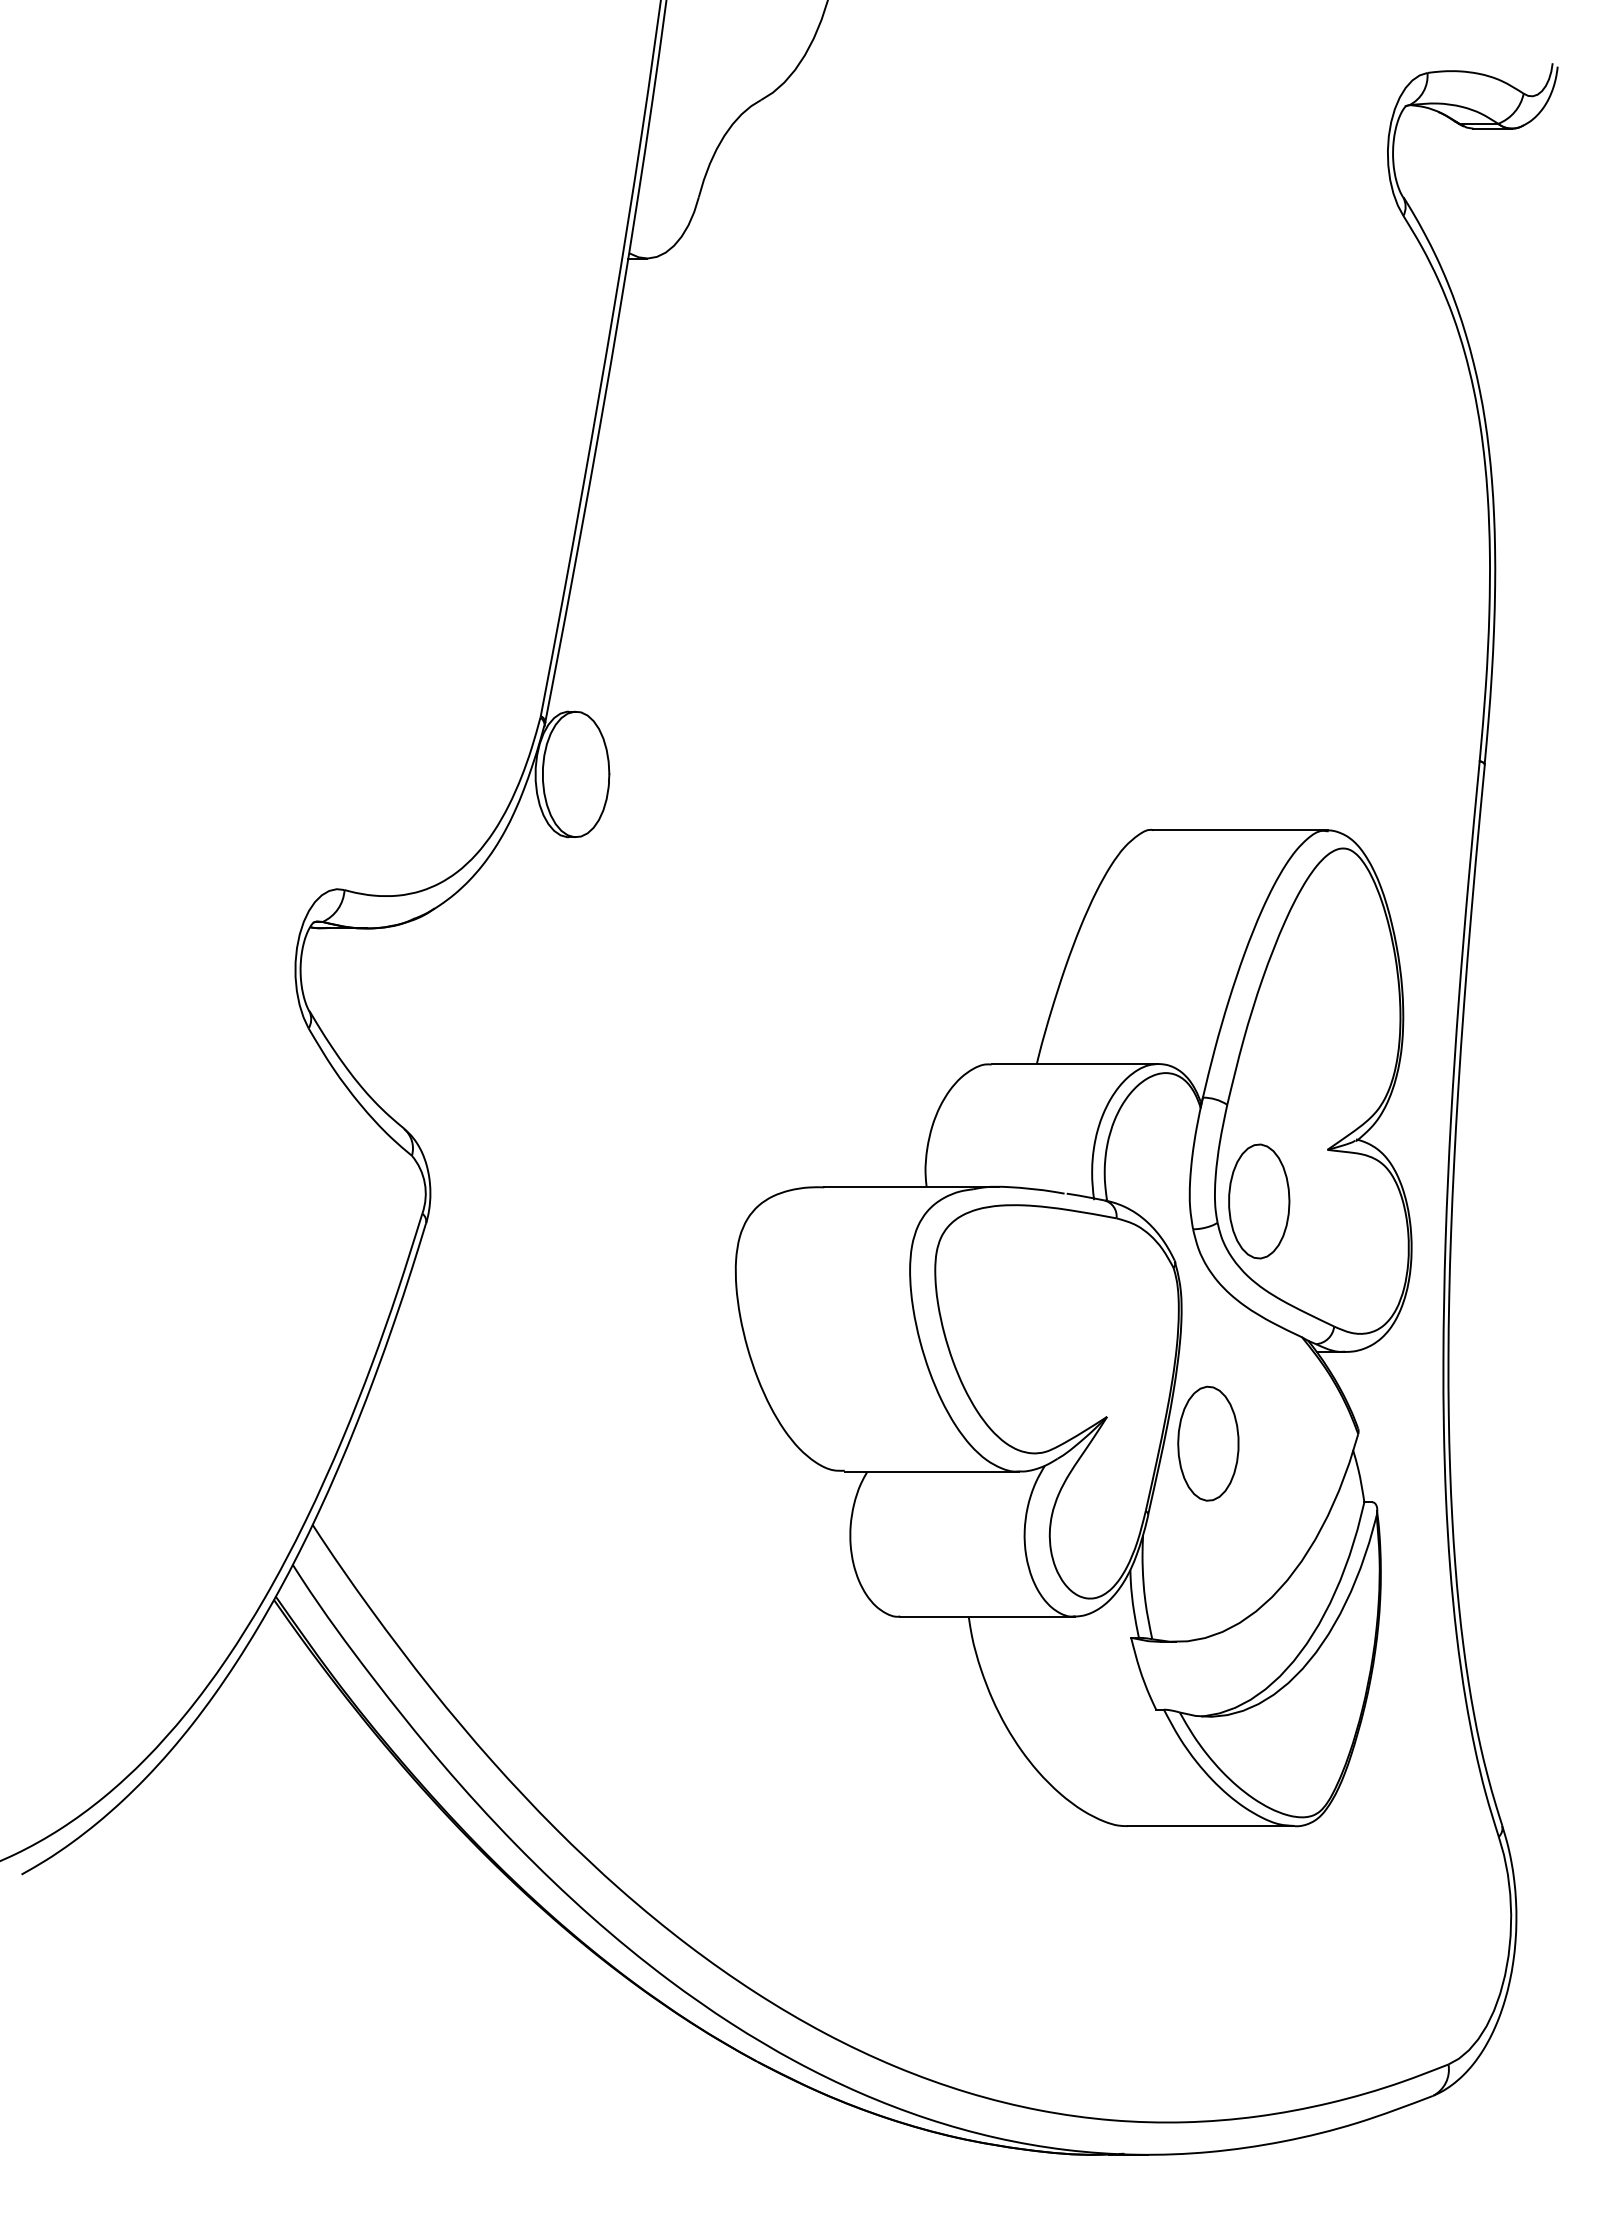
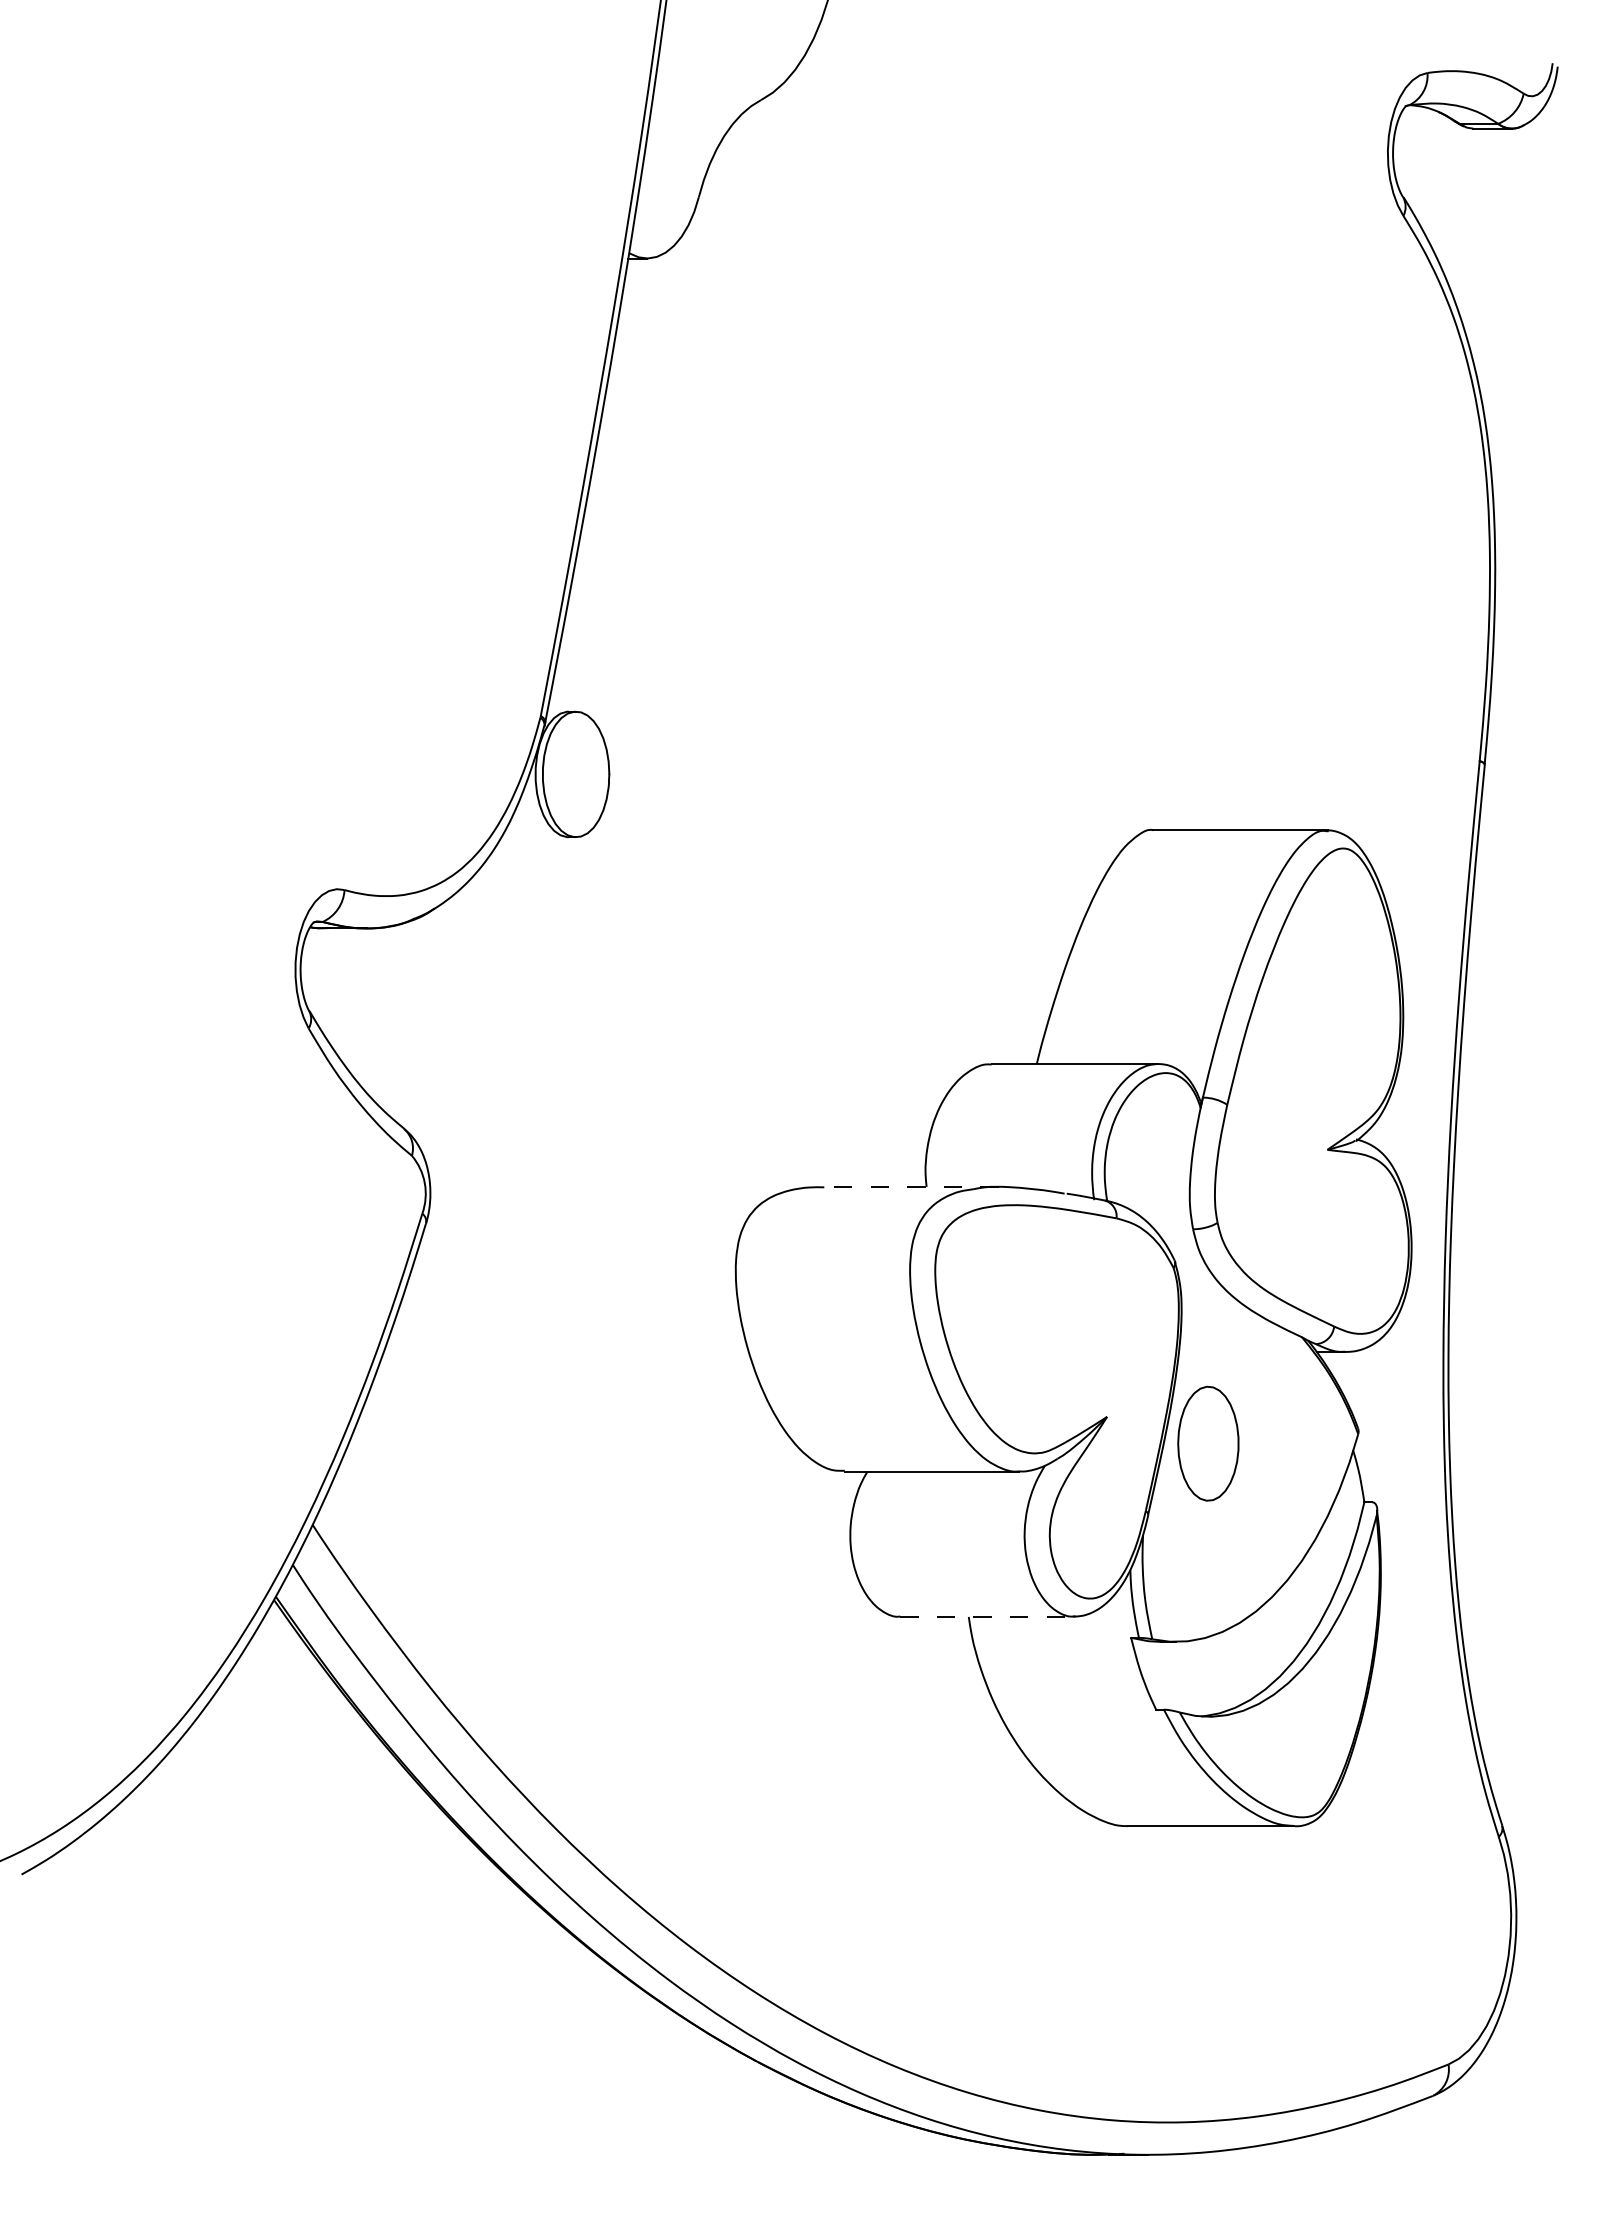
line: solid -> dashed (910, 1186)
part: present -> none (1259, 1201)
line: solid -> dashed (988, 1616)
